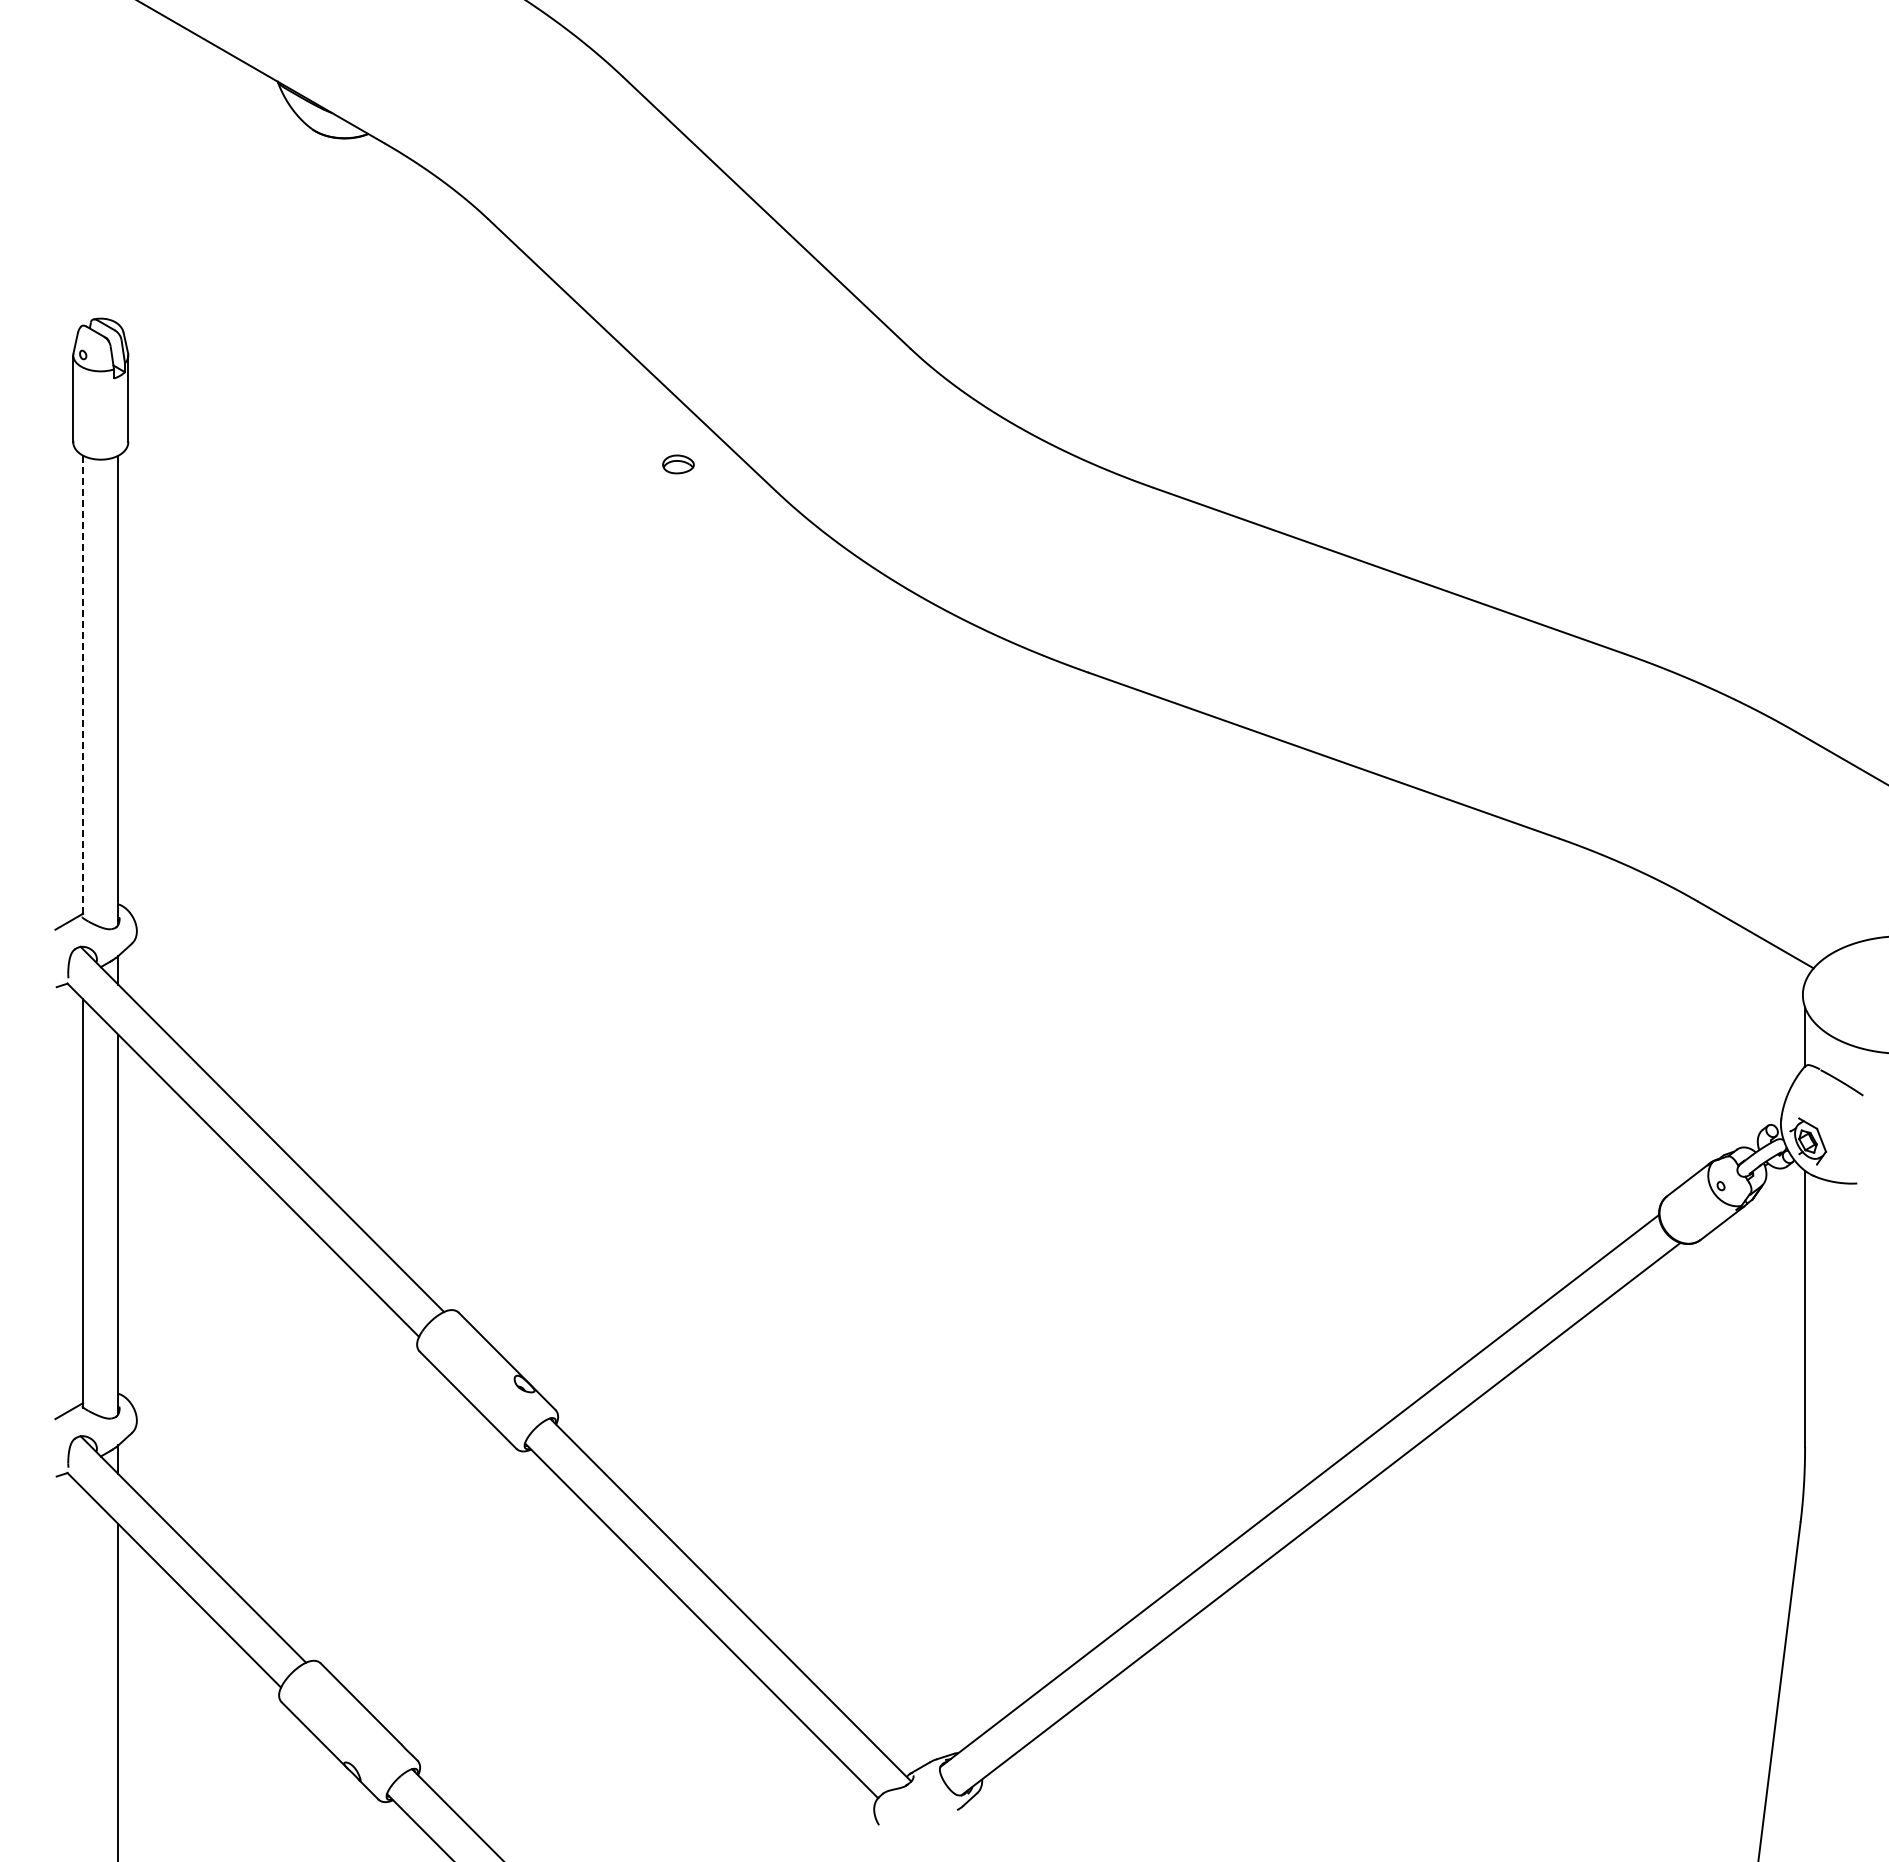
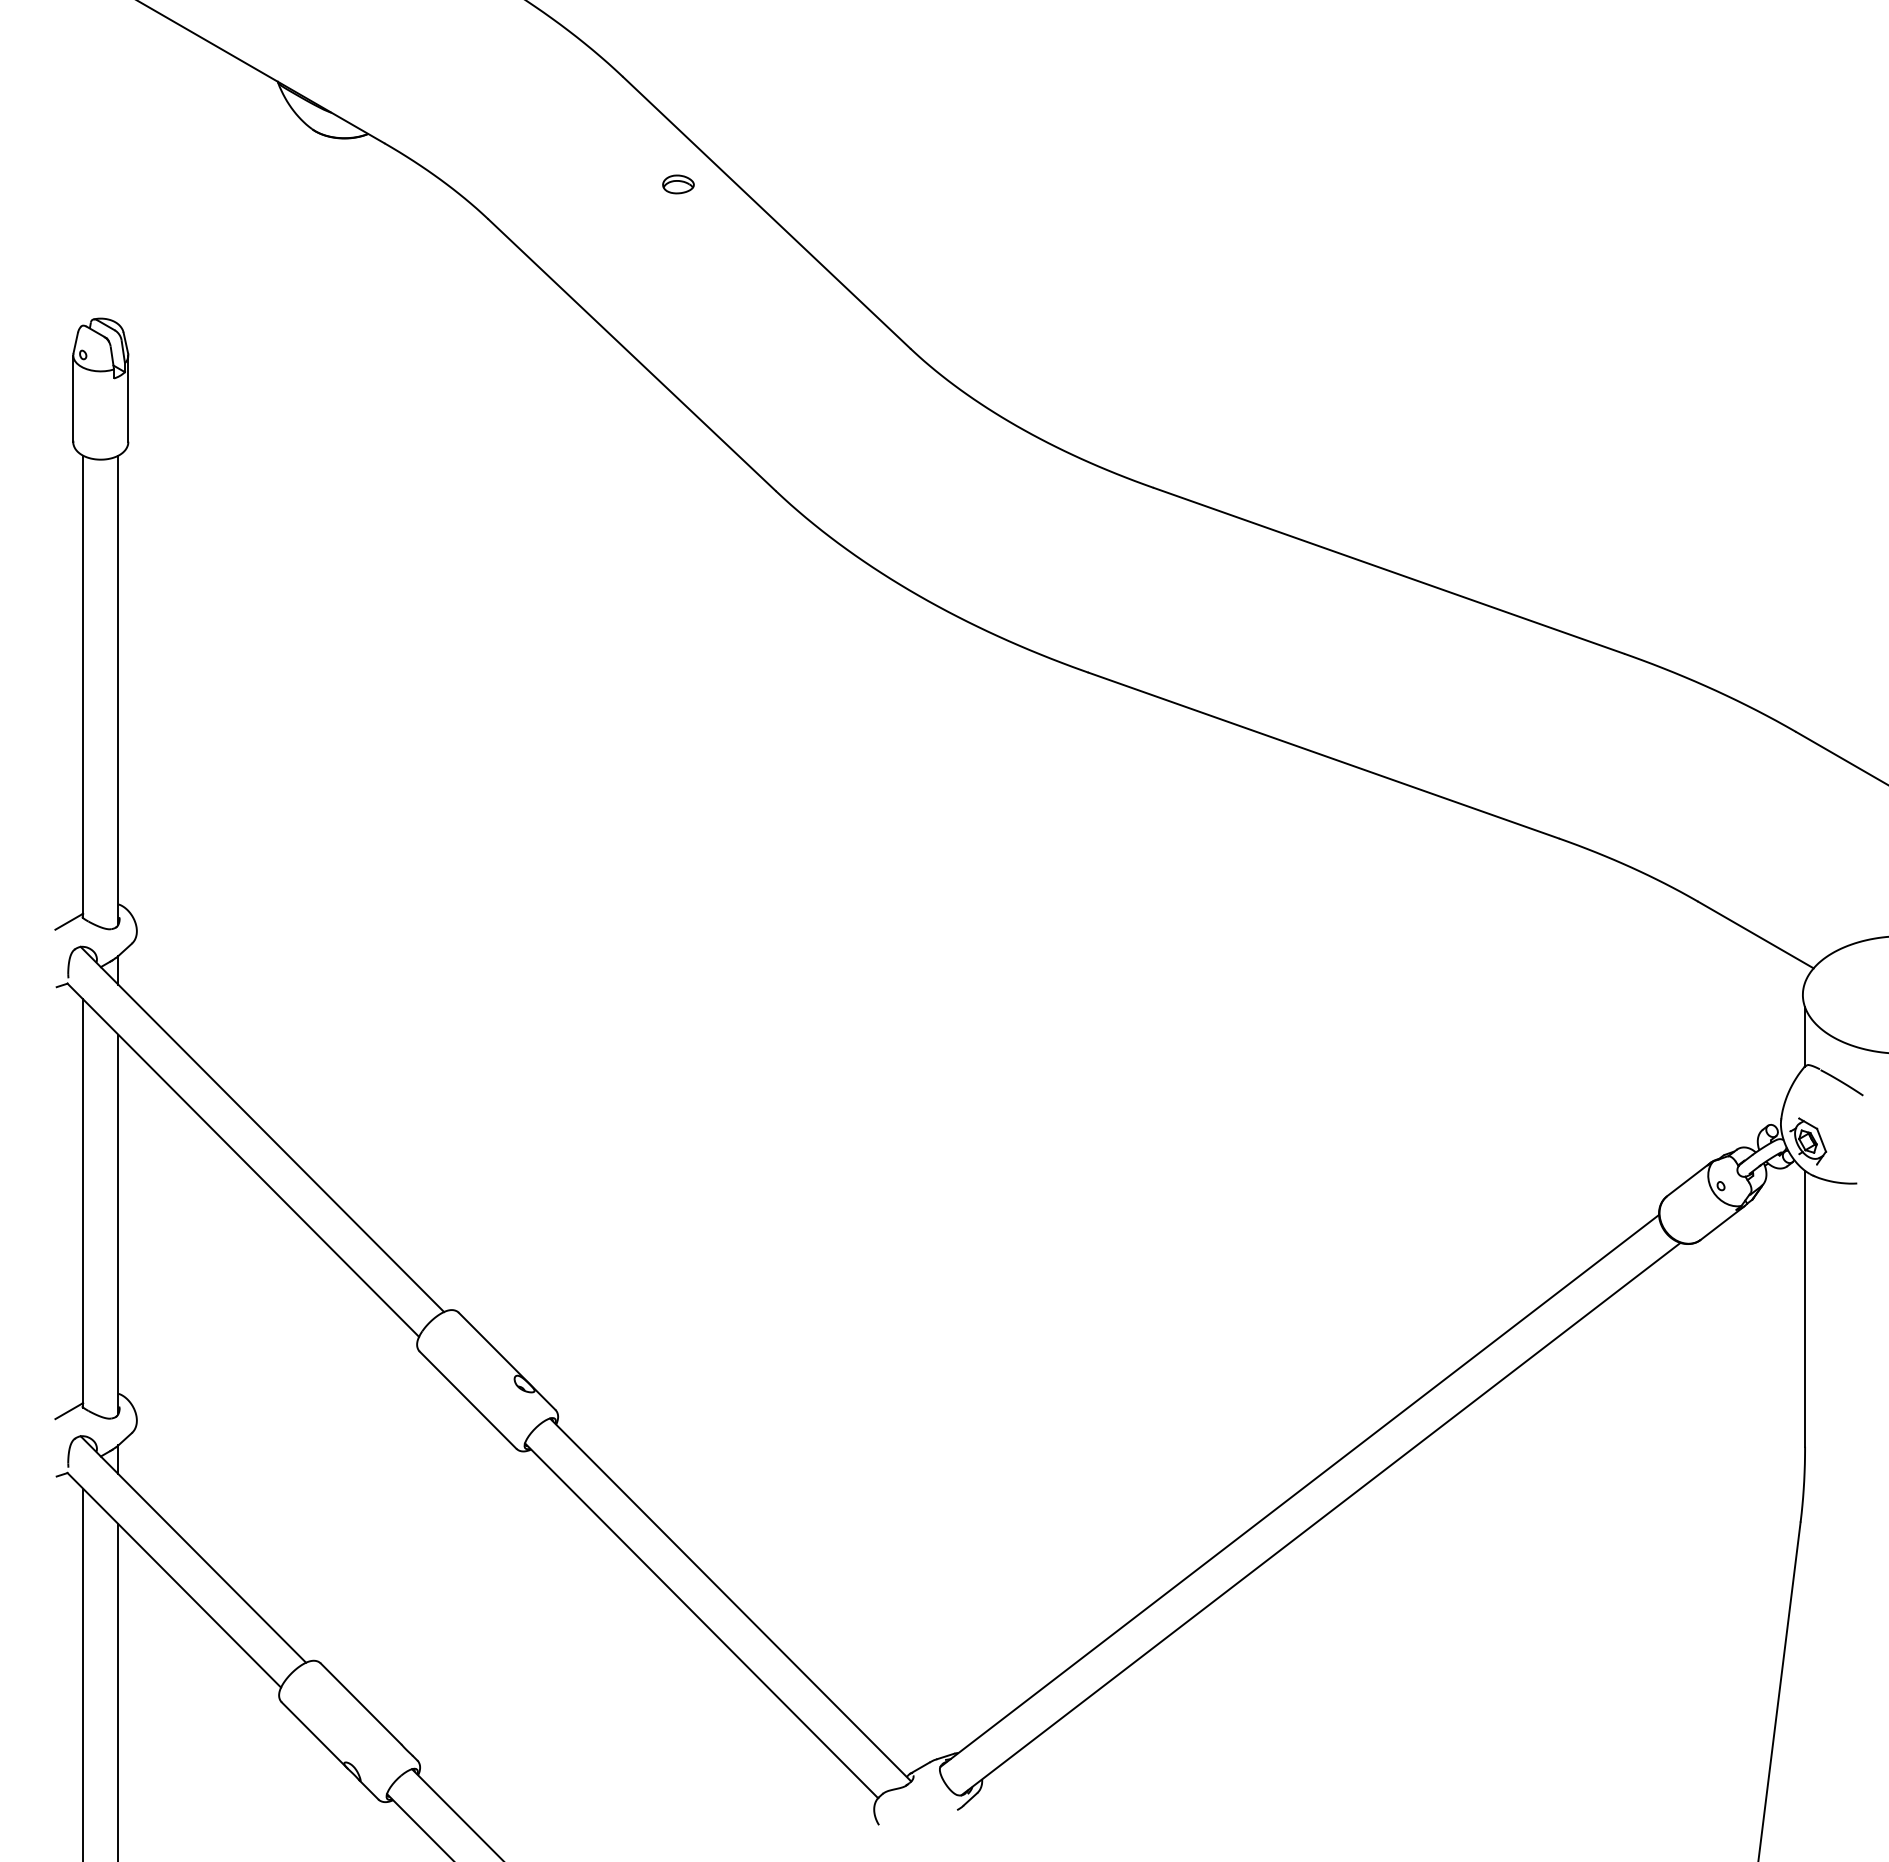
part position: (678, 464) -> (678, 184) (678, 184)
line: dashed -> solid (83, 687)
line: none -> present (83, 1673)
